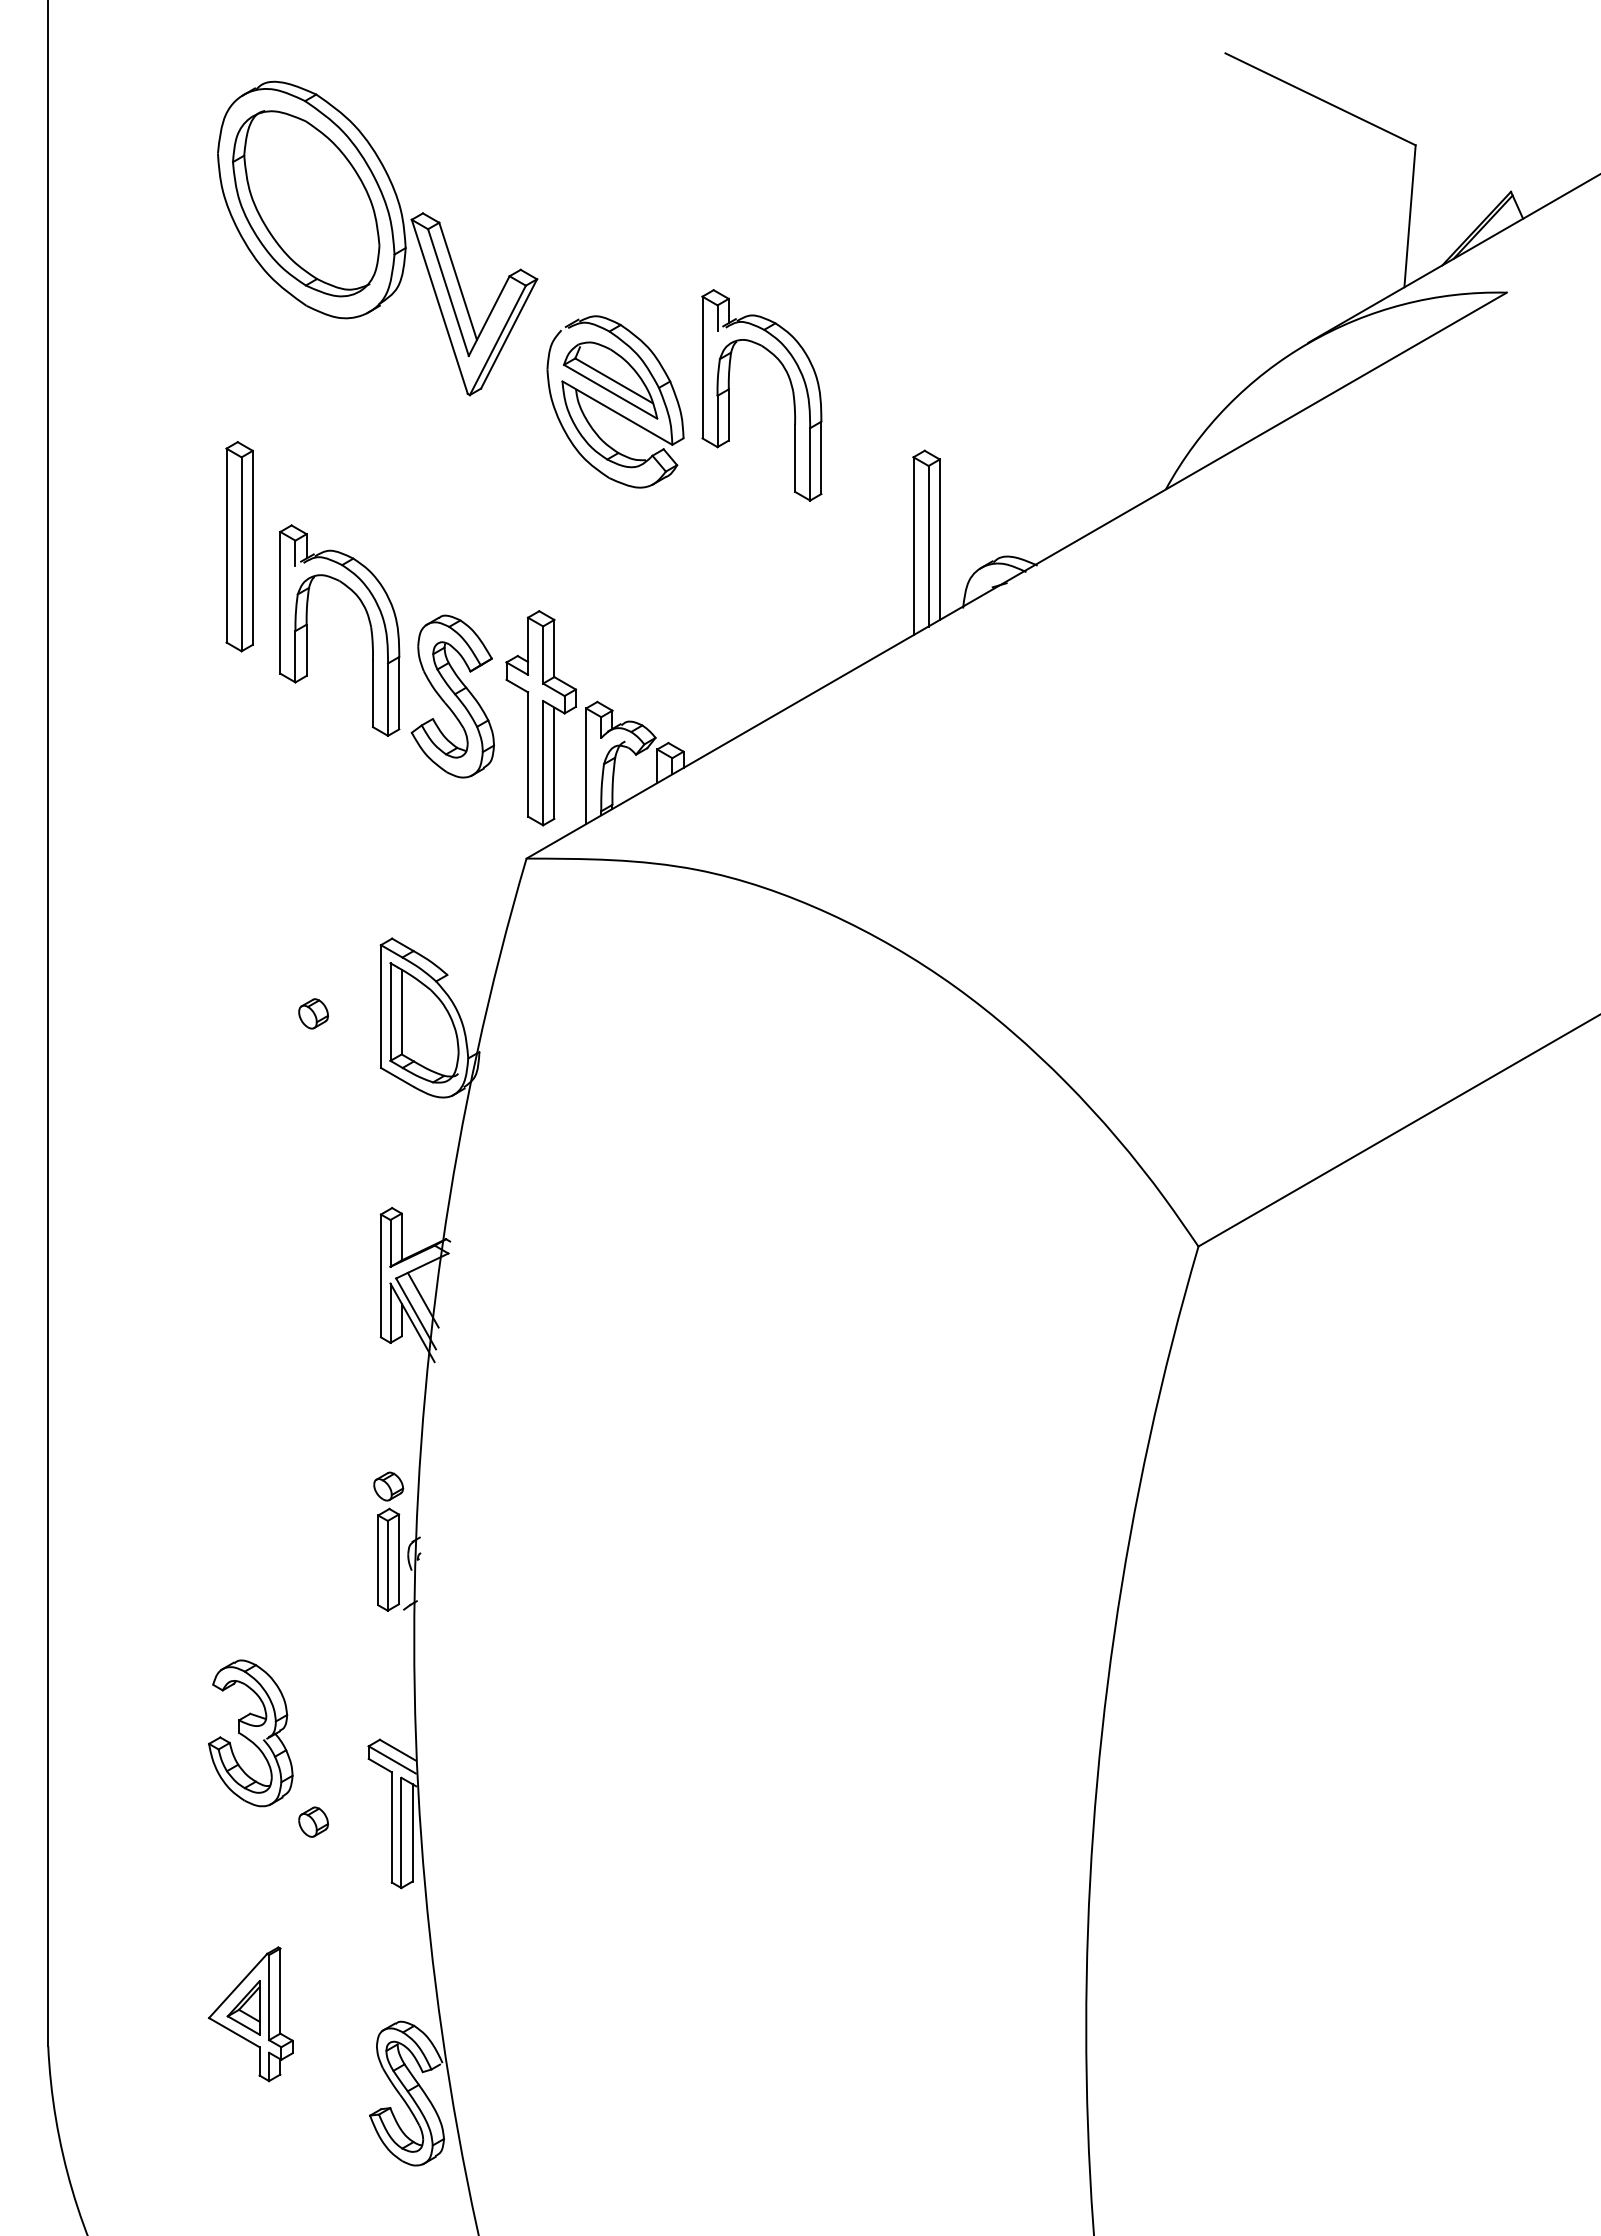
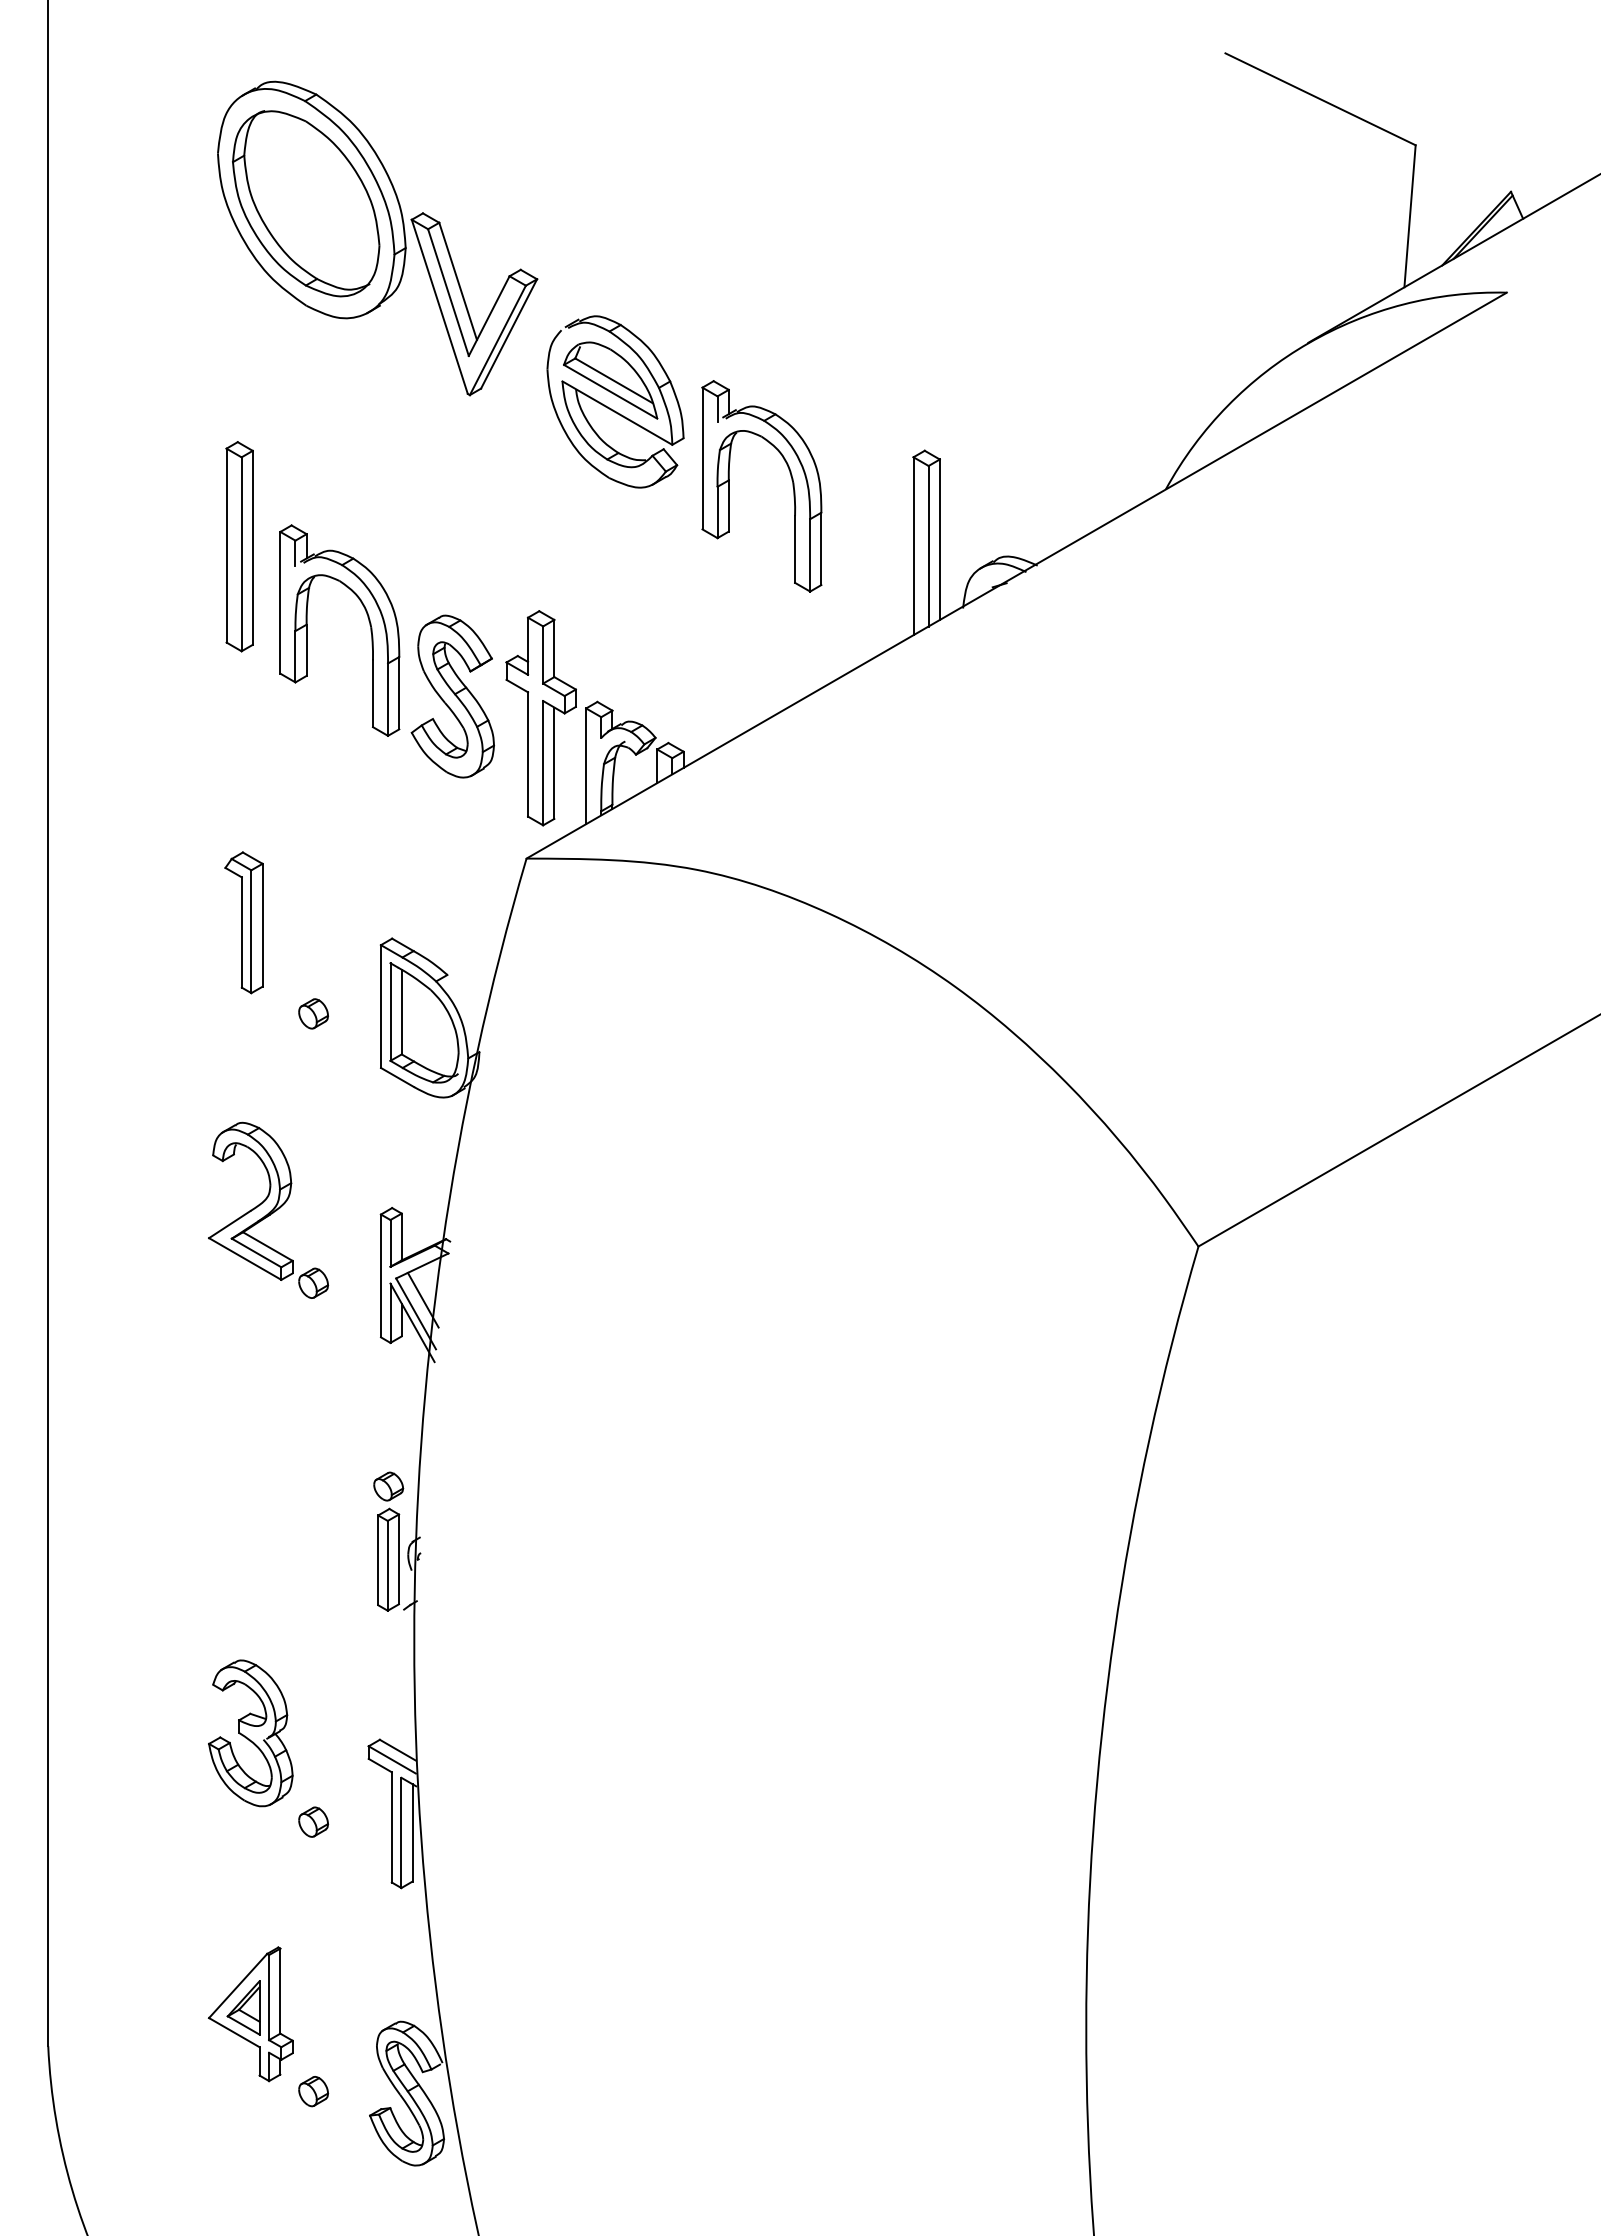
part position: (791, 389) -> (791, 480) (791, 480)
part: none -> present (243, 922)
part: none -> present (268, 1209)
part: none -> present (313, 2091)
